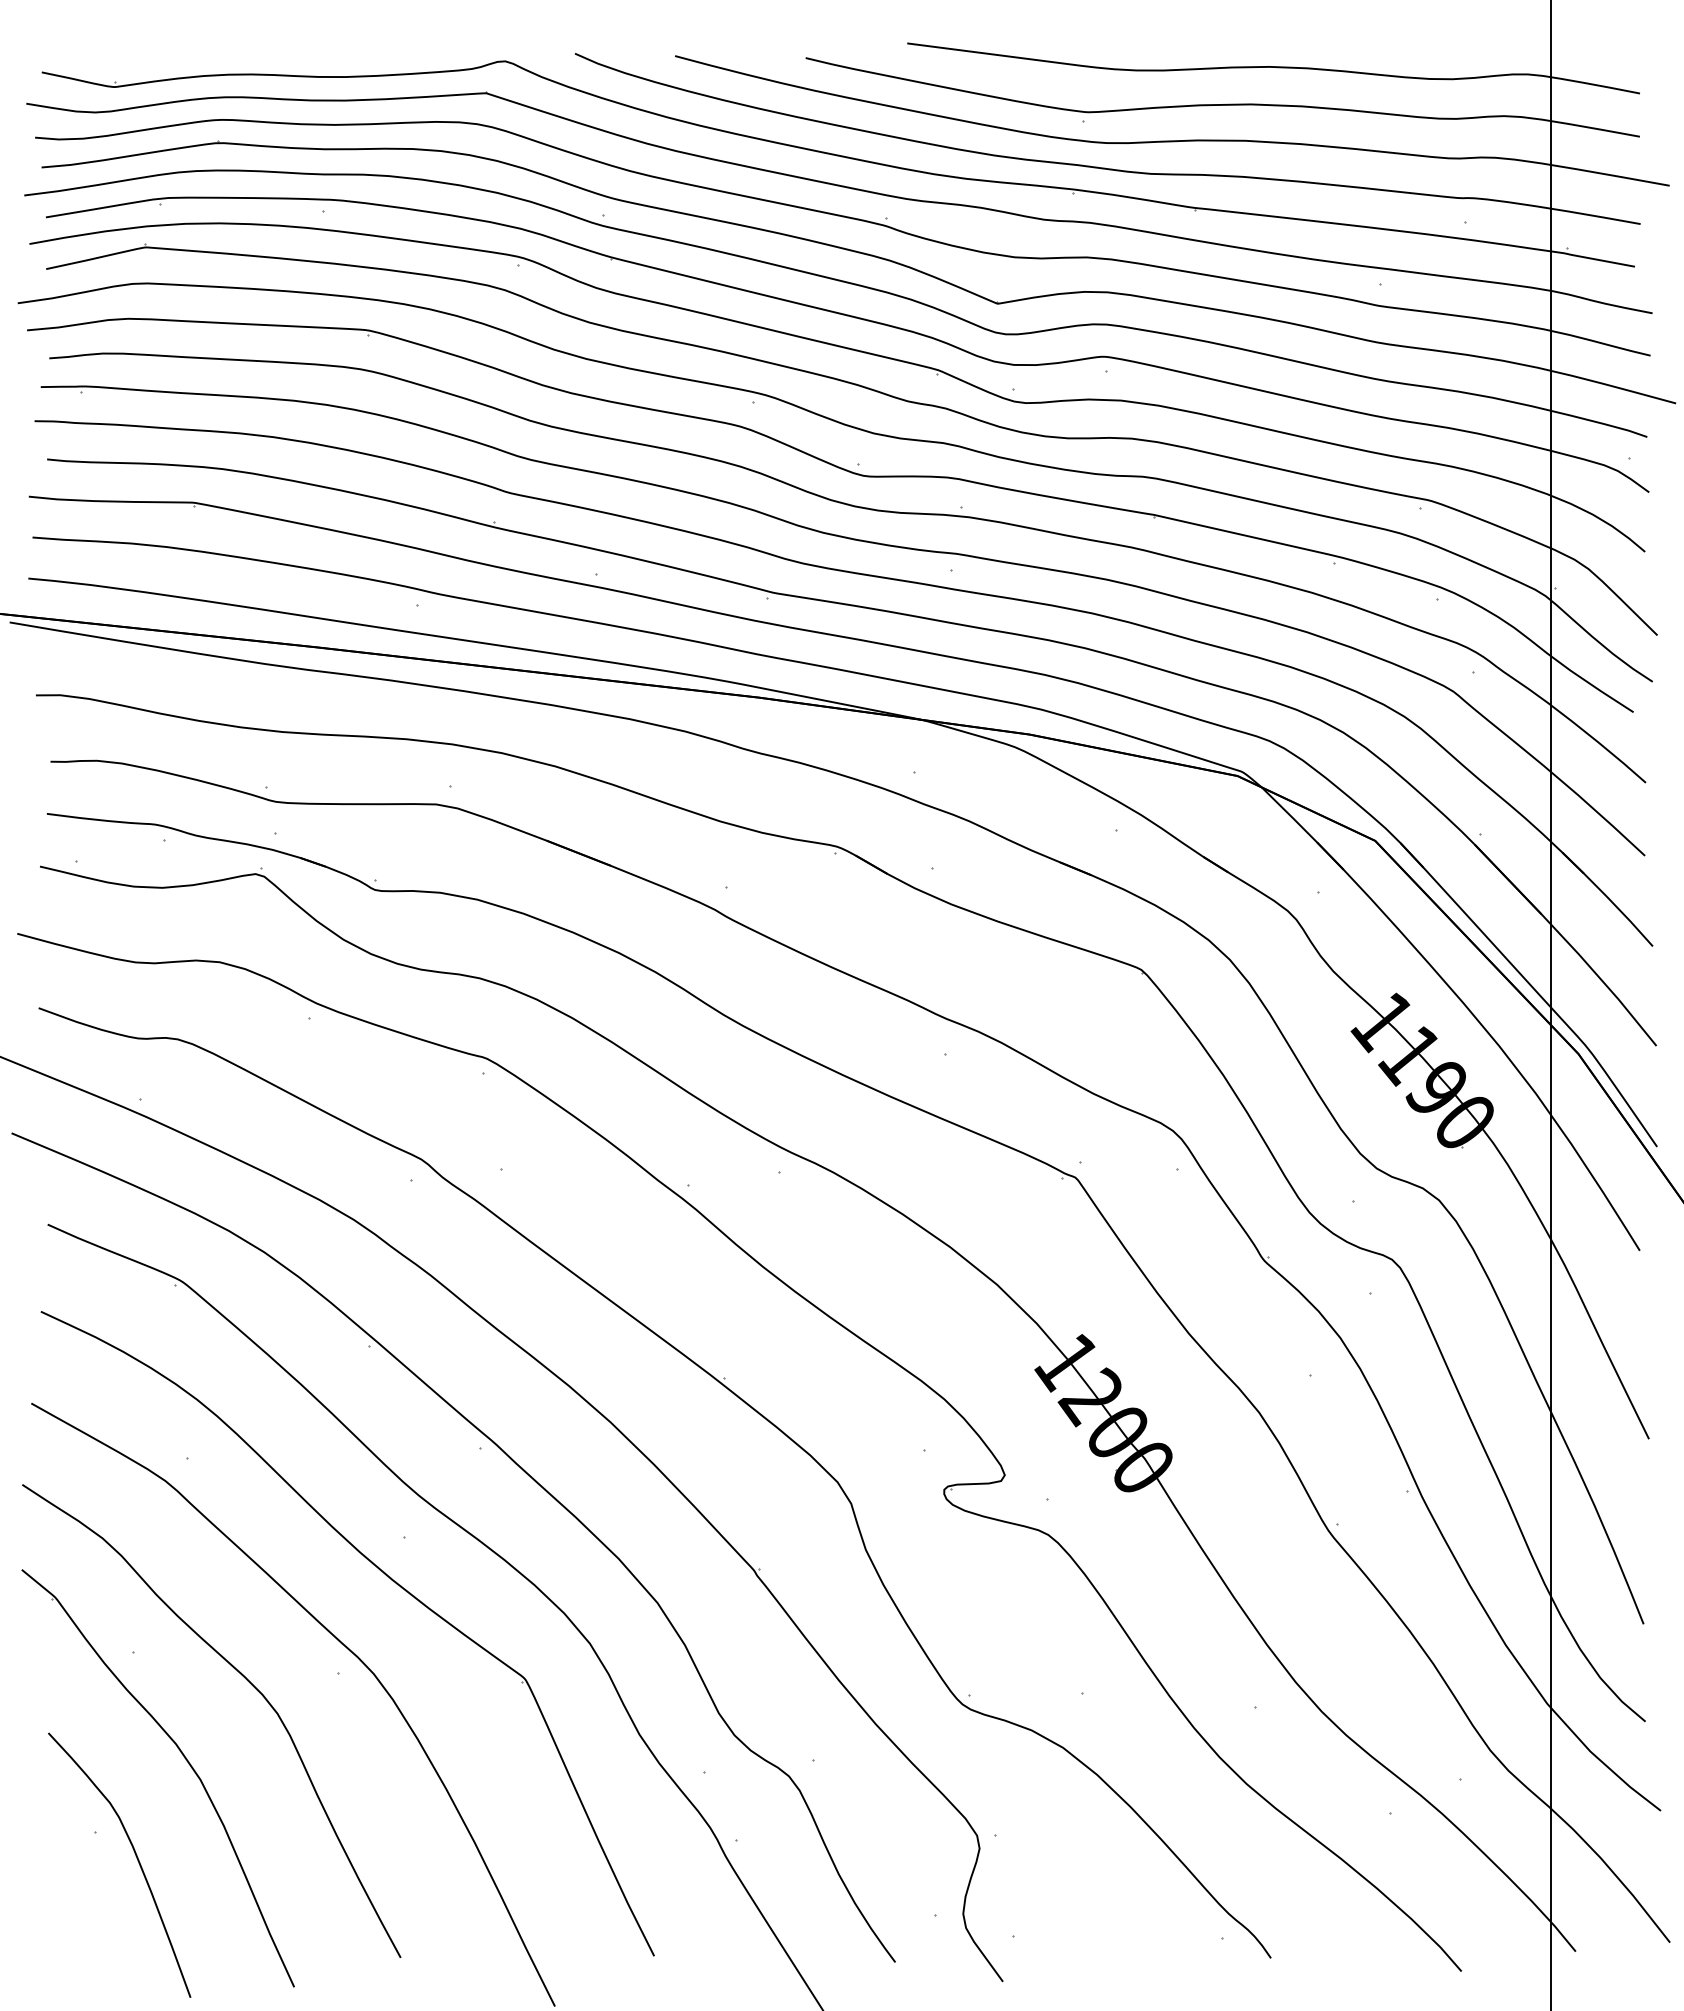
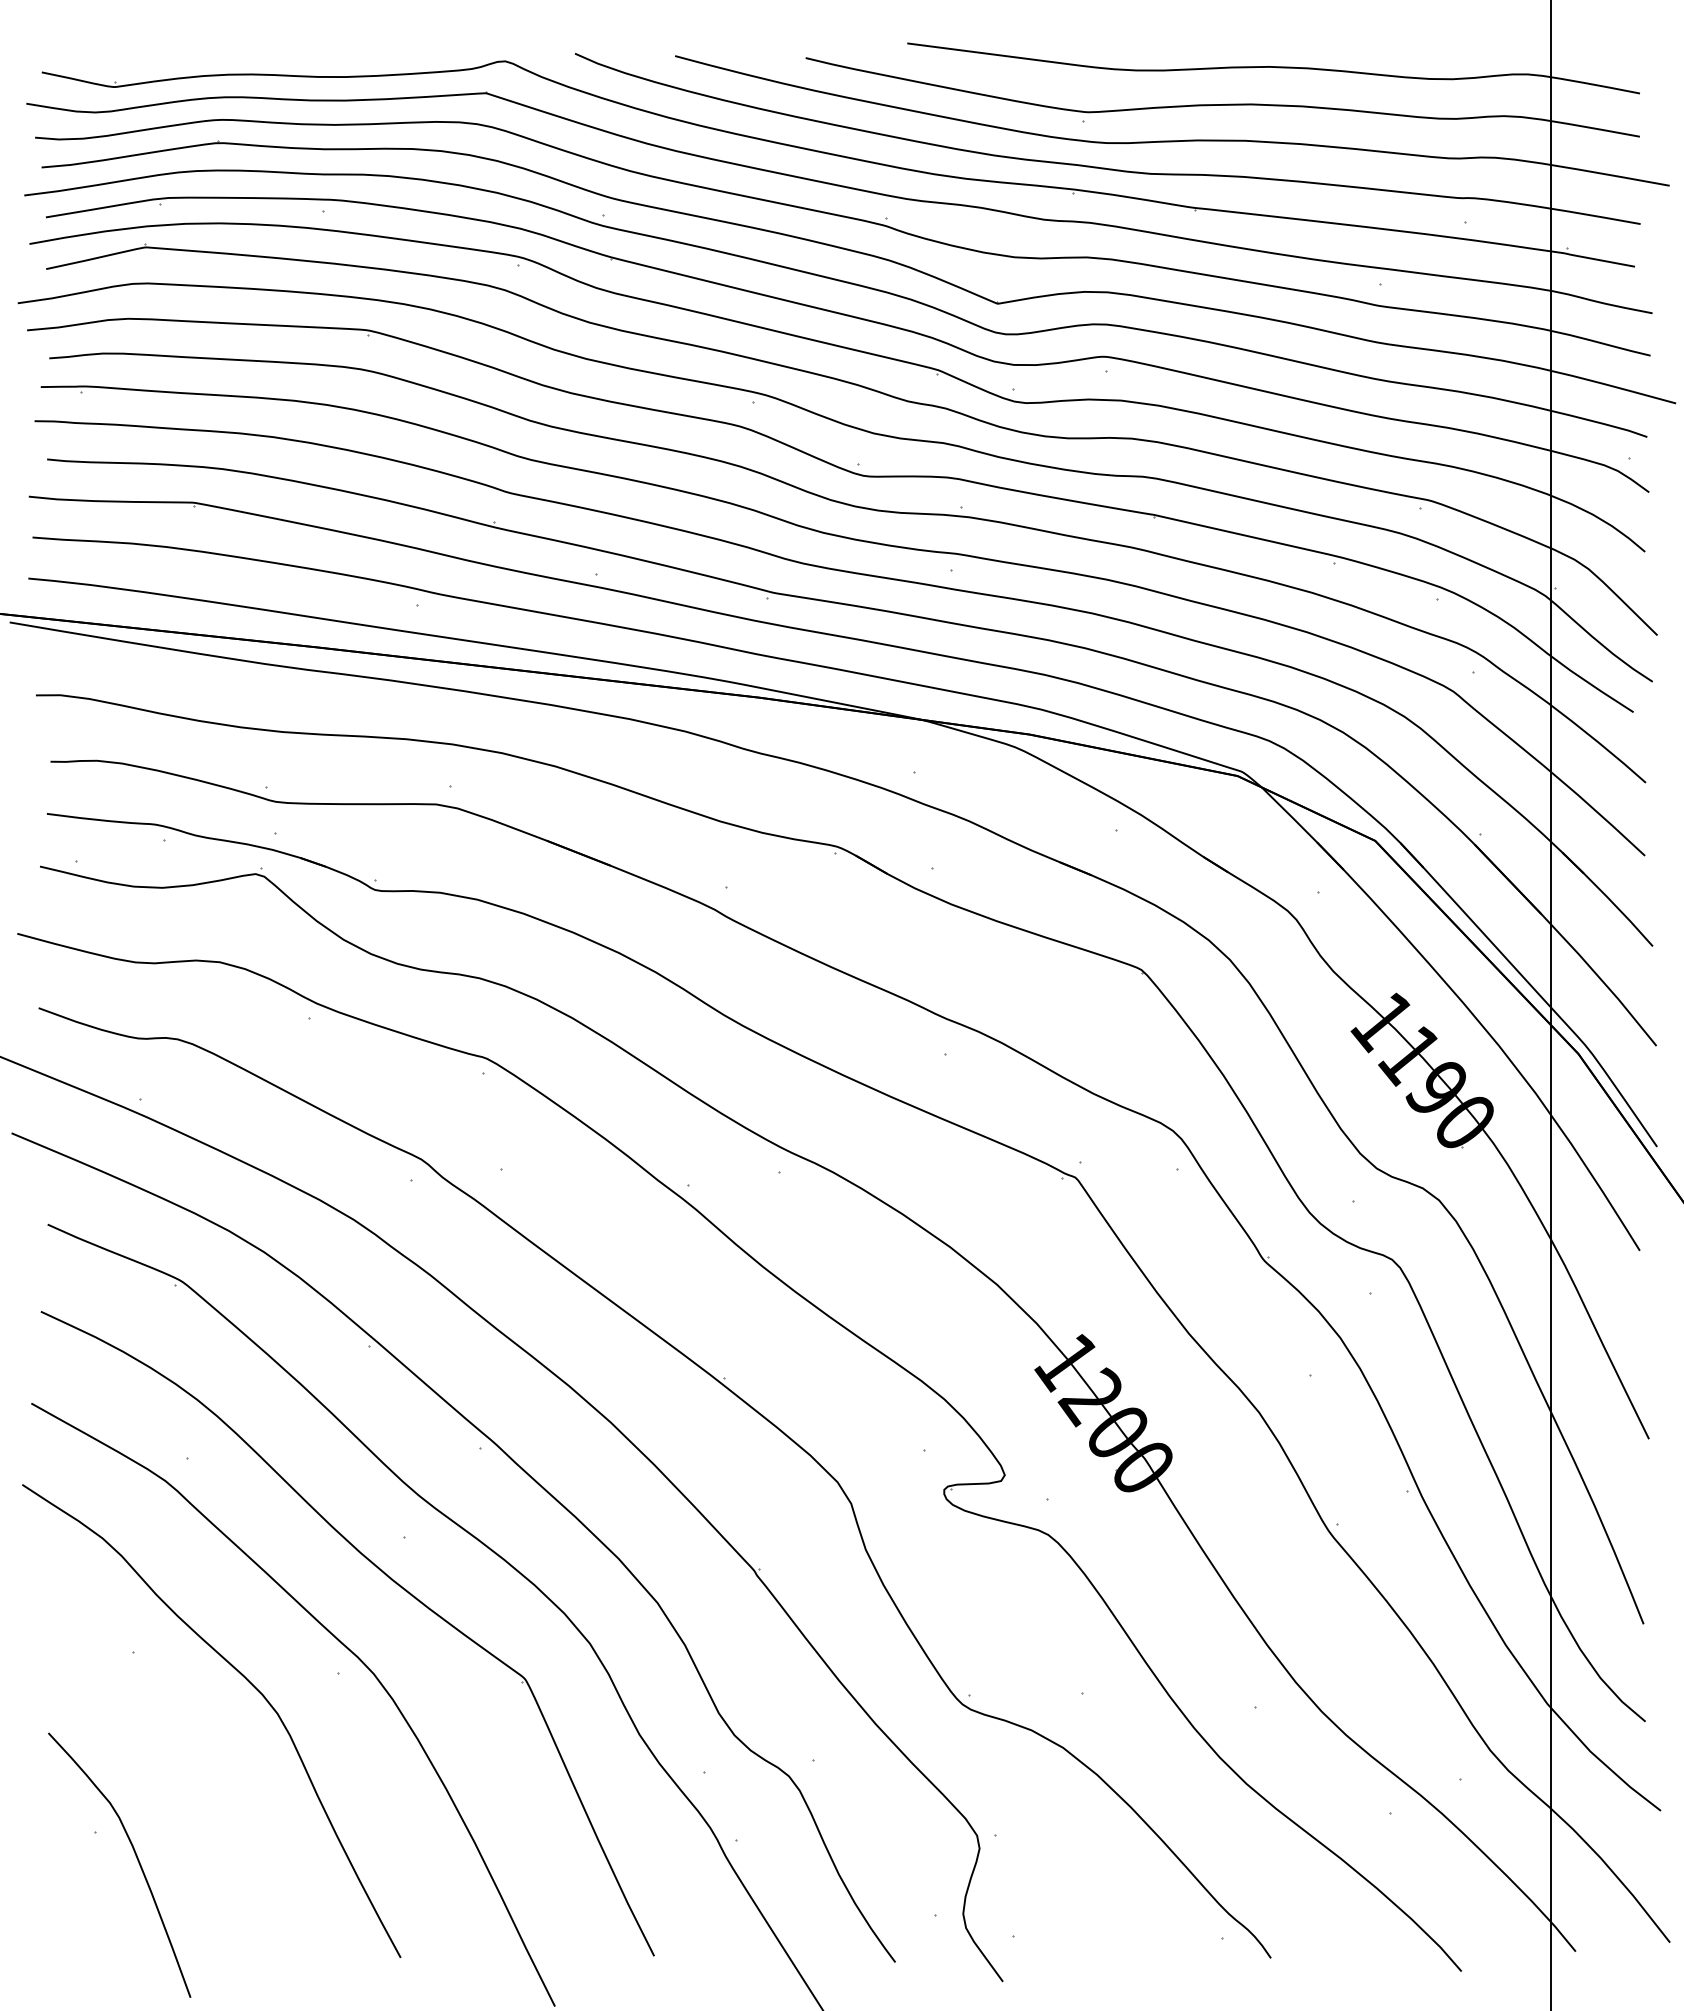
part: present -> none (184, 1758)
